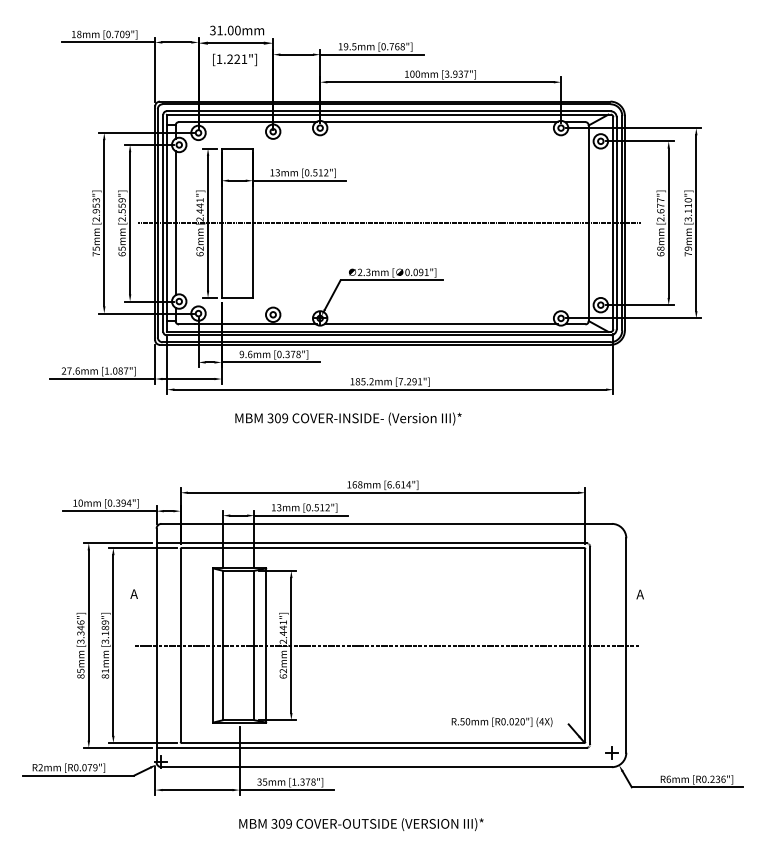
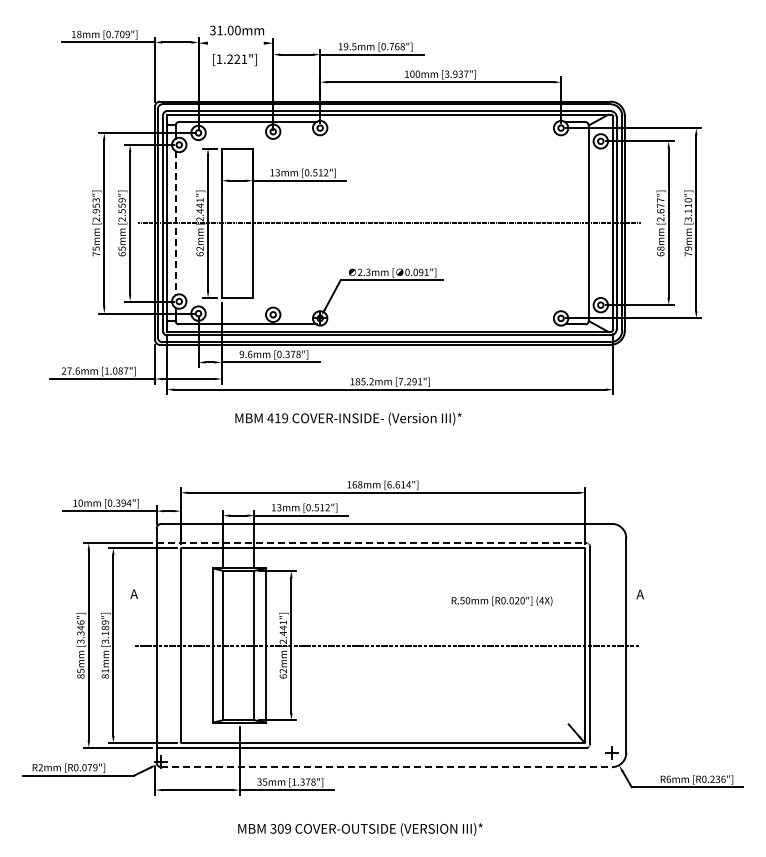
line: present -> none (235, 43)
line: present -> none (441, 122)
line: solid -> dashed (175, 223)
line: present -> none (441, 324)
text: 309 -> 419 (273, 418)
line: solid -> dashed (372, 543)
text position: (501, 721) -> (501, 600) (501, 600)
line: solid -> dashed (387, 767)
text position: (361, 824) -> (360, 829) (360, 829)
